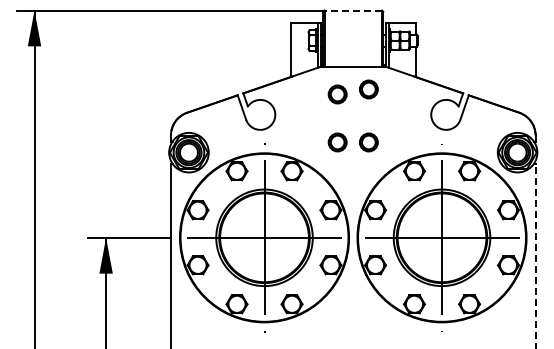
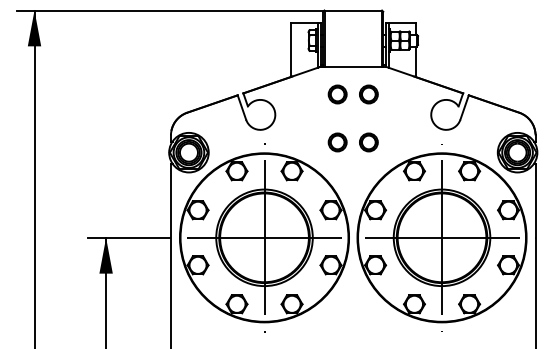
line: dashed -> solid (353, 10)
part position: (368, 89) -> (368, 94) (368, 94)
line: dashed -> solid (535, 255)
